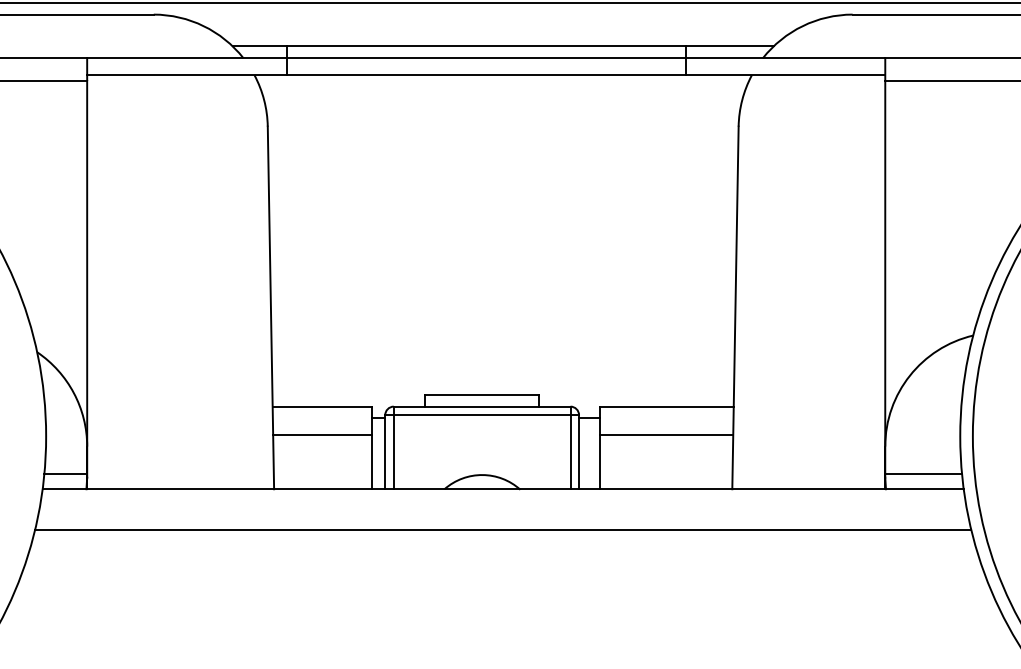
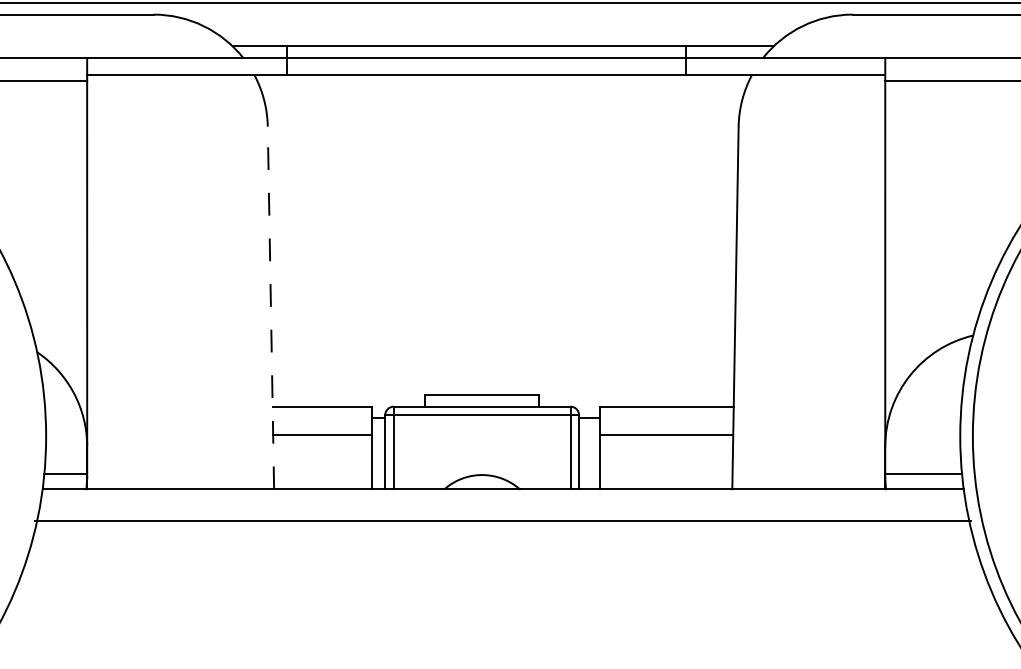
line: solid -> dashed (270, 307)
line position: (502, 530) -> (502, 521) (502, 521)
